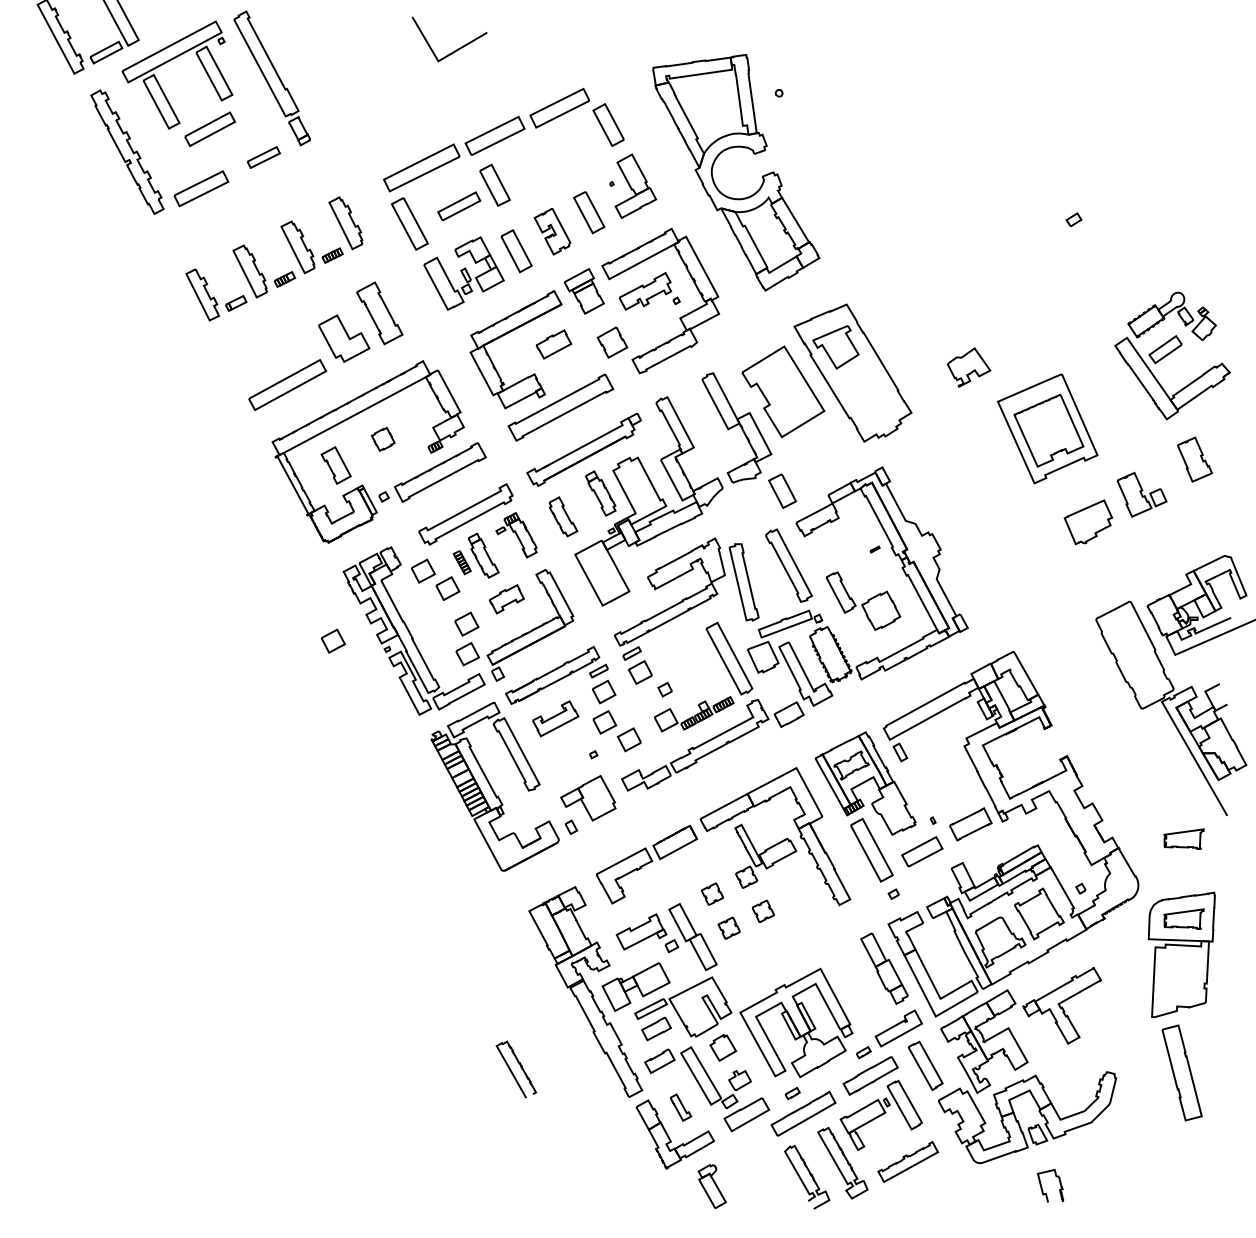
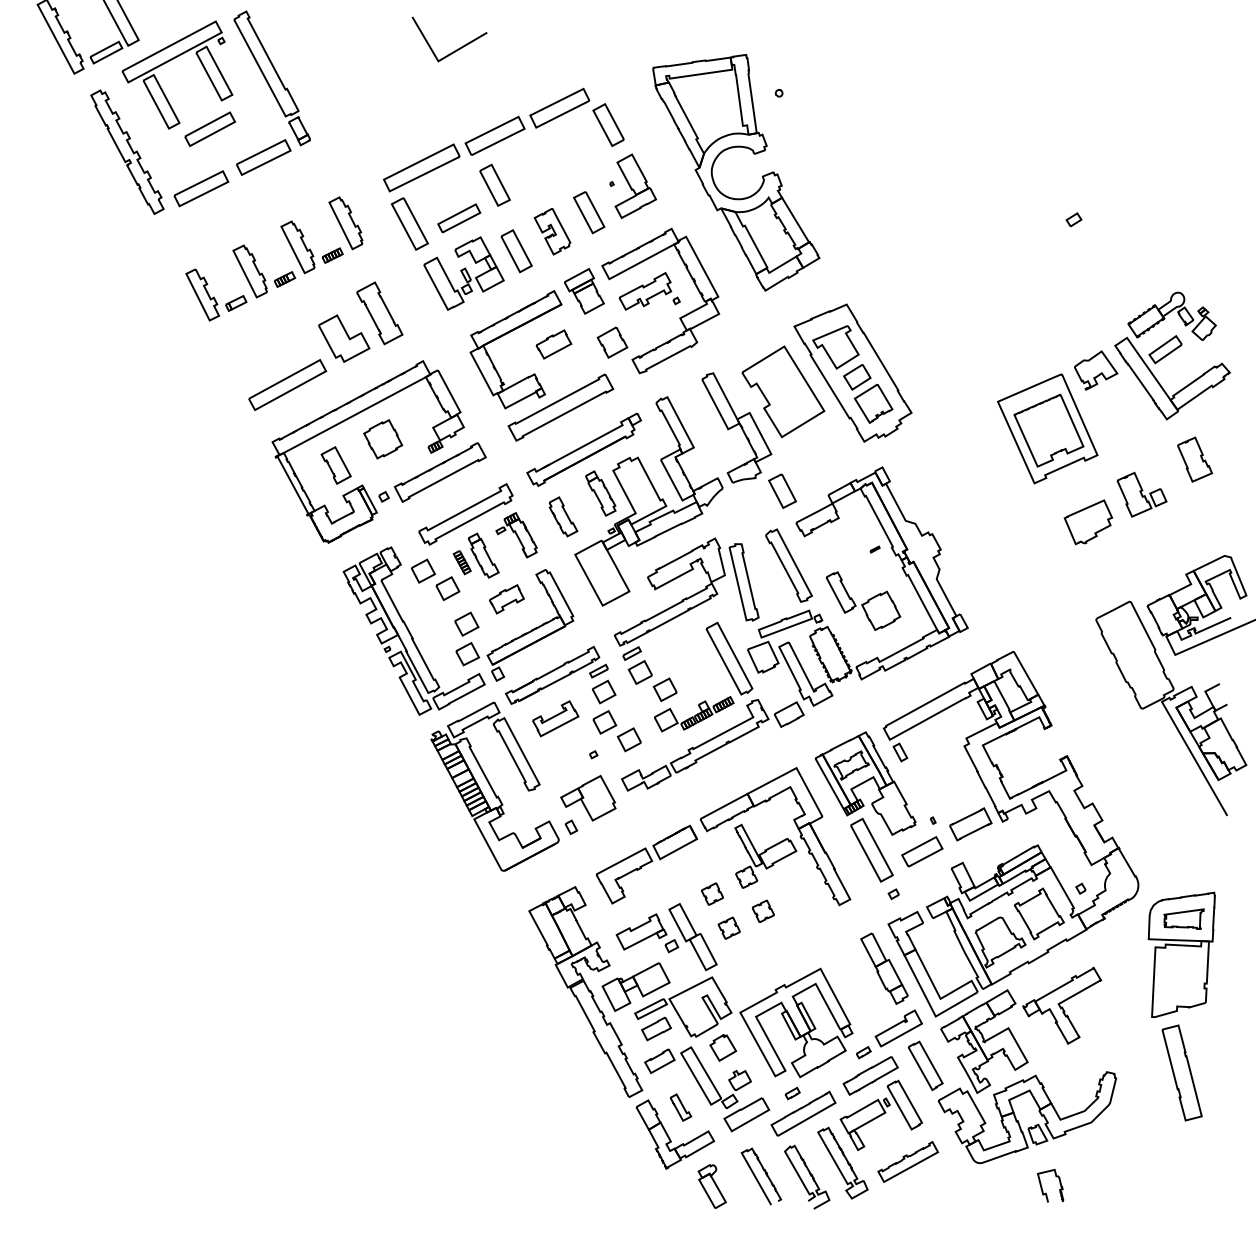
part size: 34x23 px -> 56x37 px (263, 157)
part position: (459, 206) -> (459, 218) (459, 218)
part position: (969, 367) -> (1096, 370) (1096, 370)
part: none -> present (868, 393)
part size: 26x26 px -> 41x41 px (383, 439)
part: present -> none (333, 640)
part size: 16x16 px -> 26x25 px (664, 689)
part: present -> none (1183, 838)
curve position: (520, 1067) -> (765, 1174) (765, 1174)
